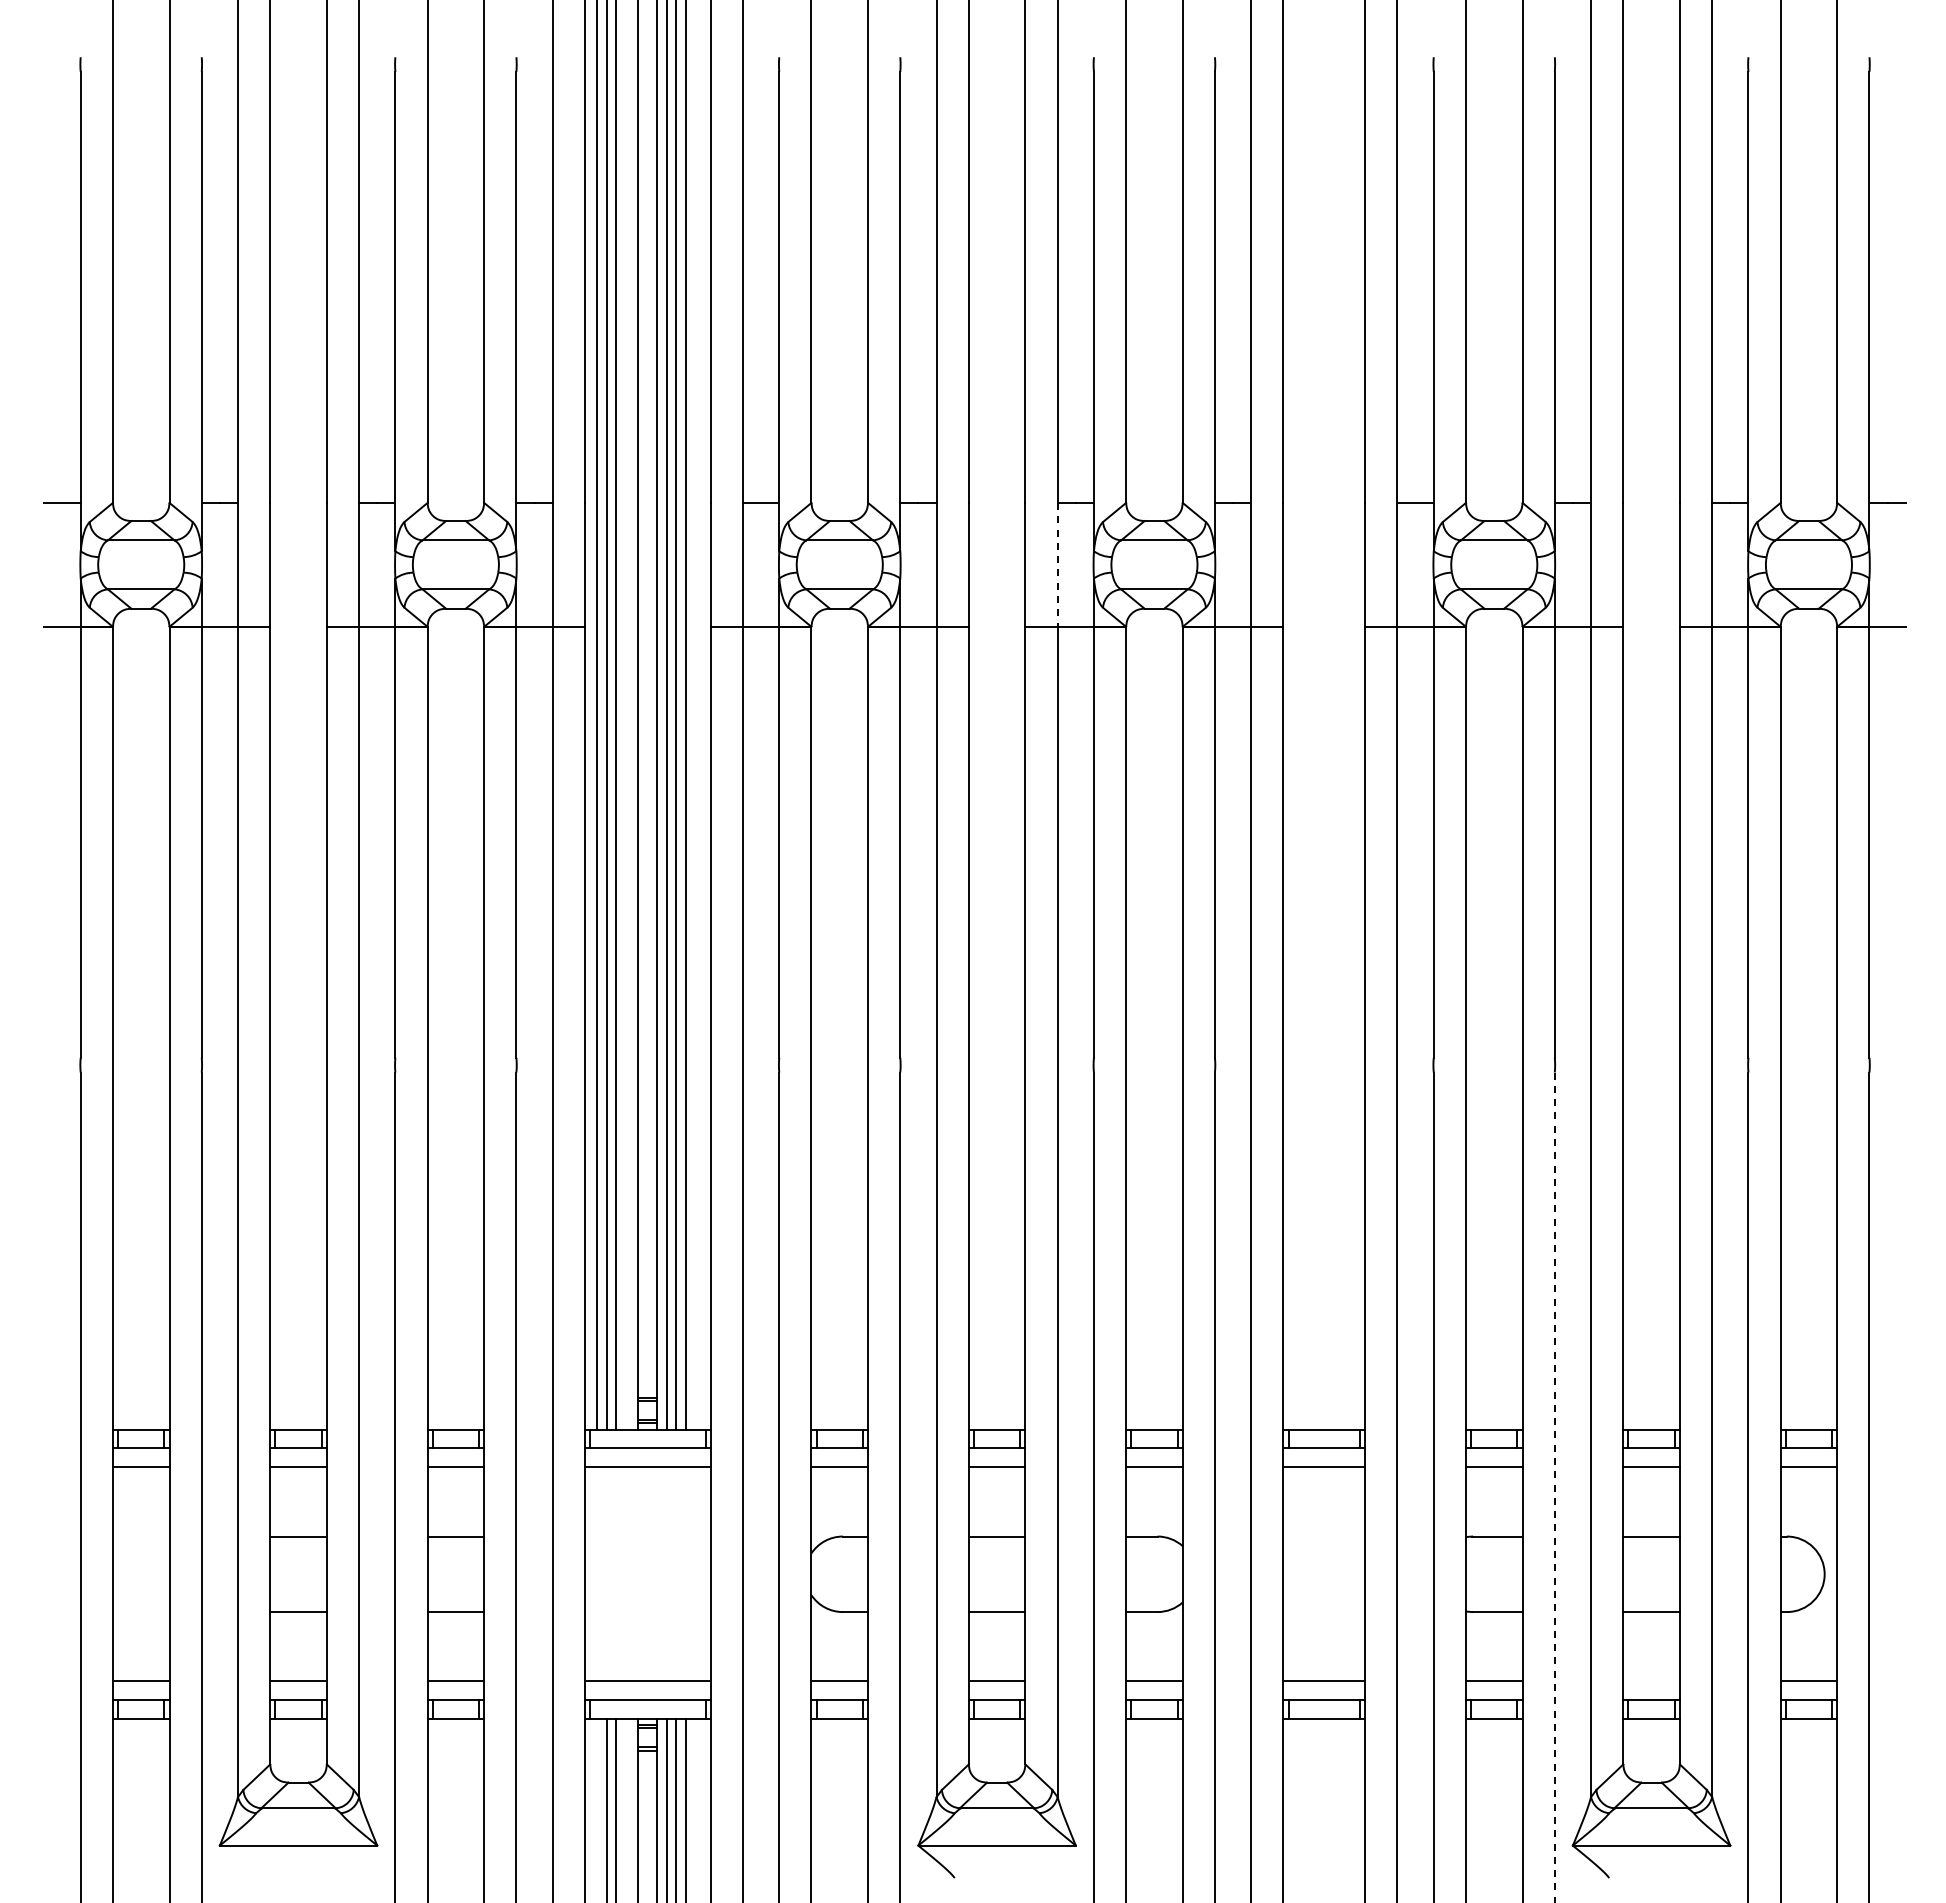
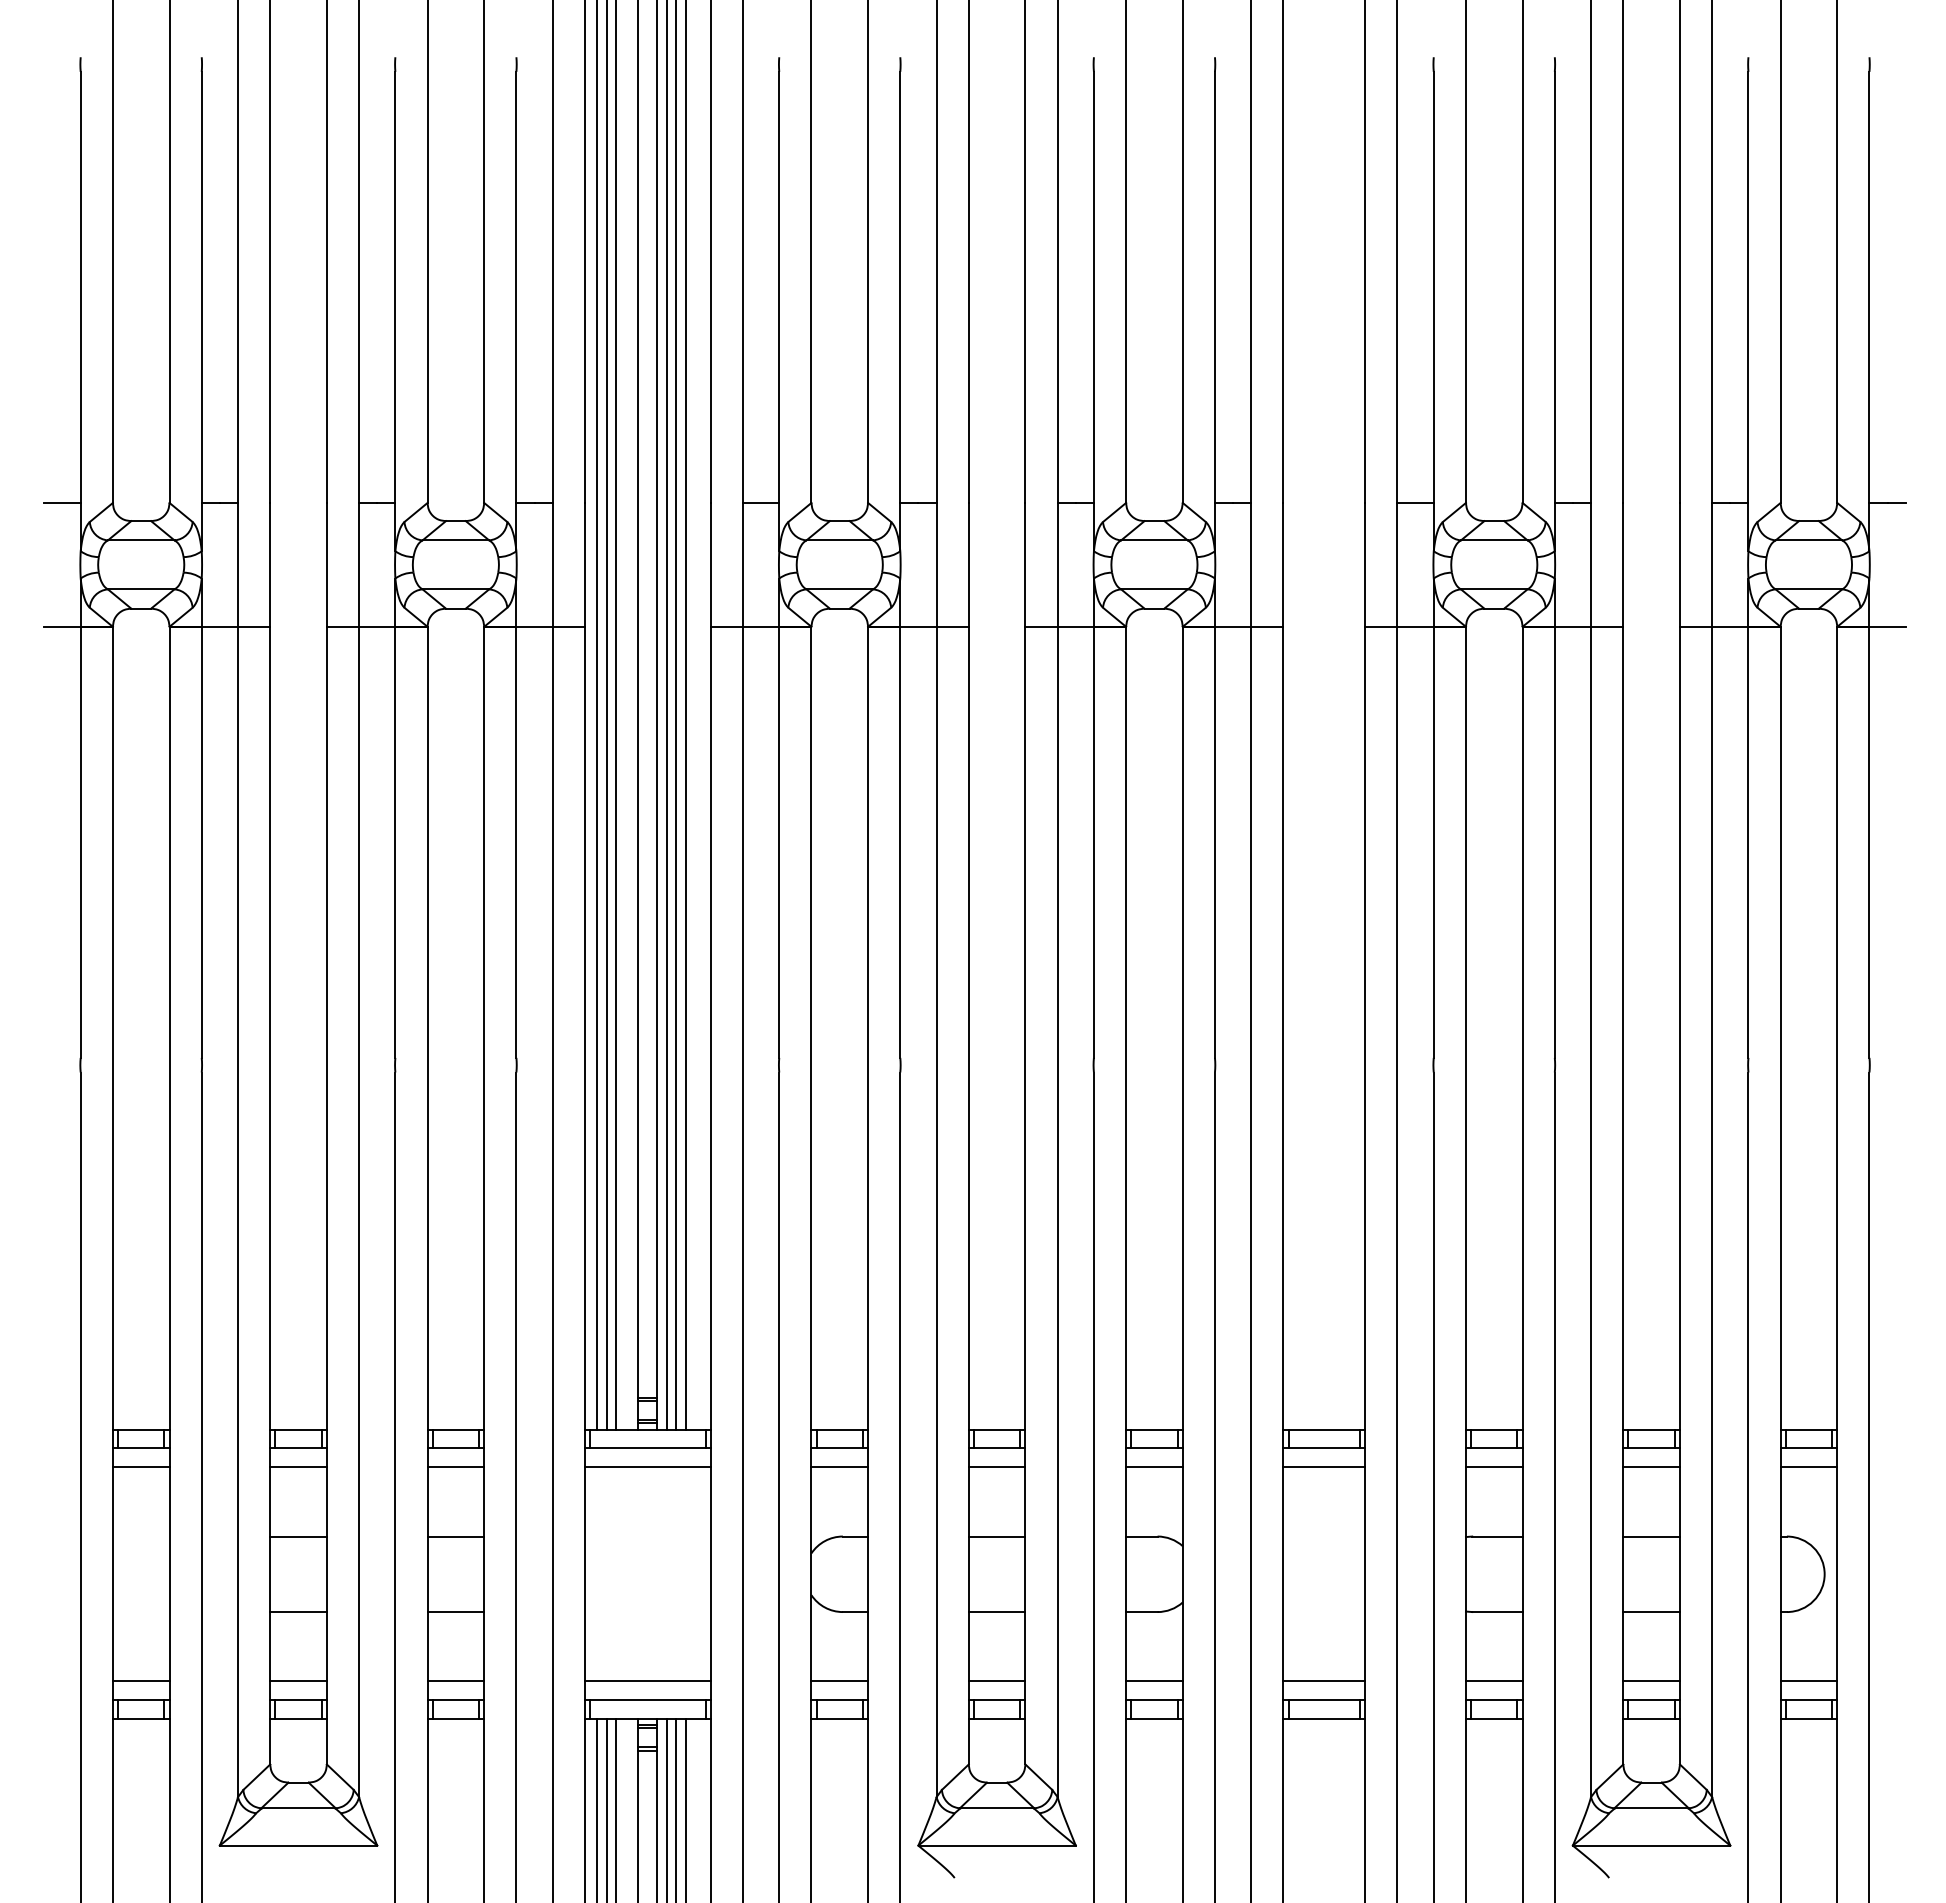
line: dashed -> solid (1057, 564)
line: dashed -> solid (1554, 1488)
line: none -> present (1651, 1681)
line: none -> present (597, 1809)
